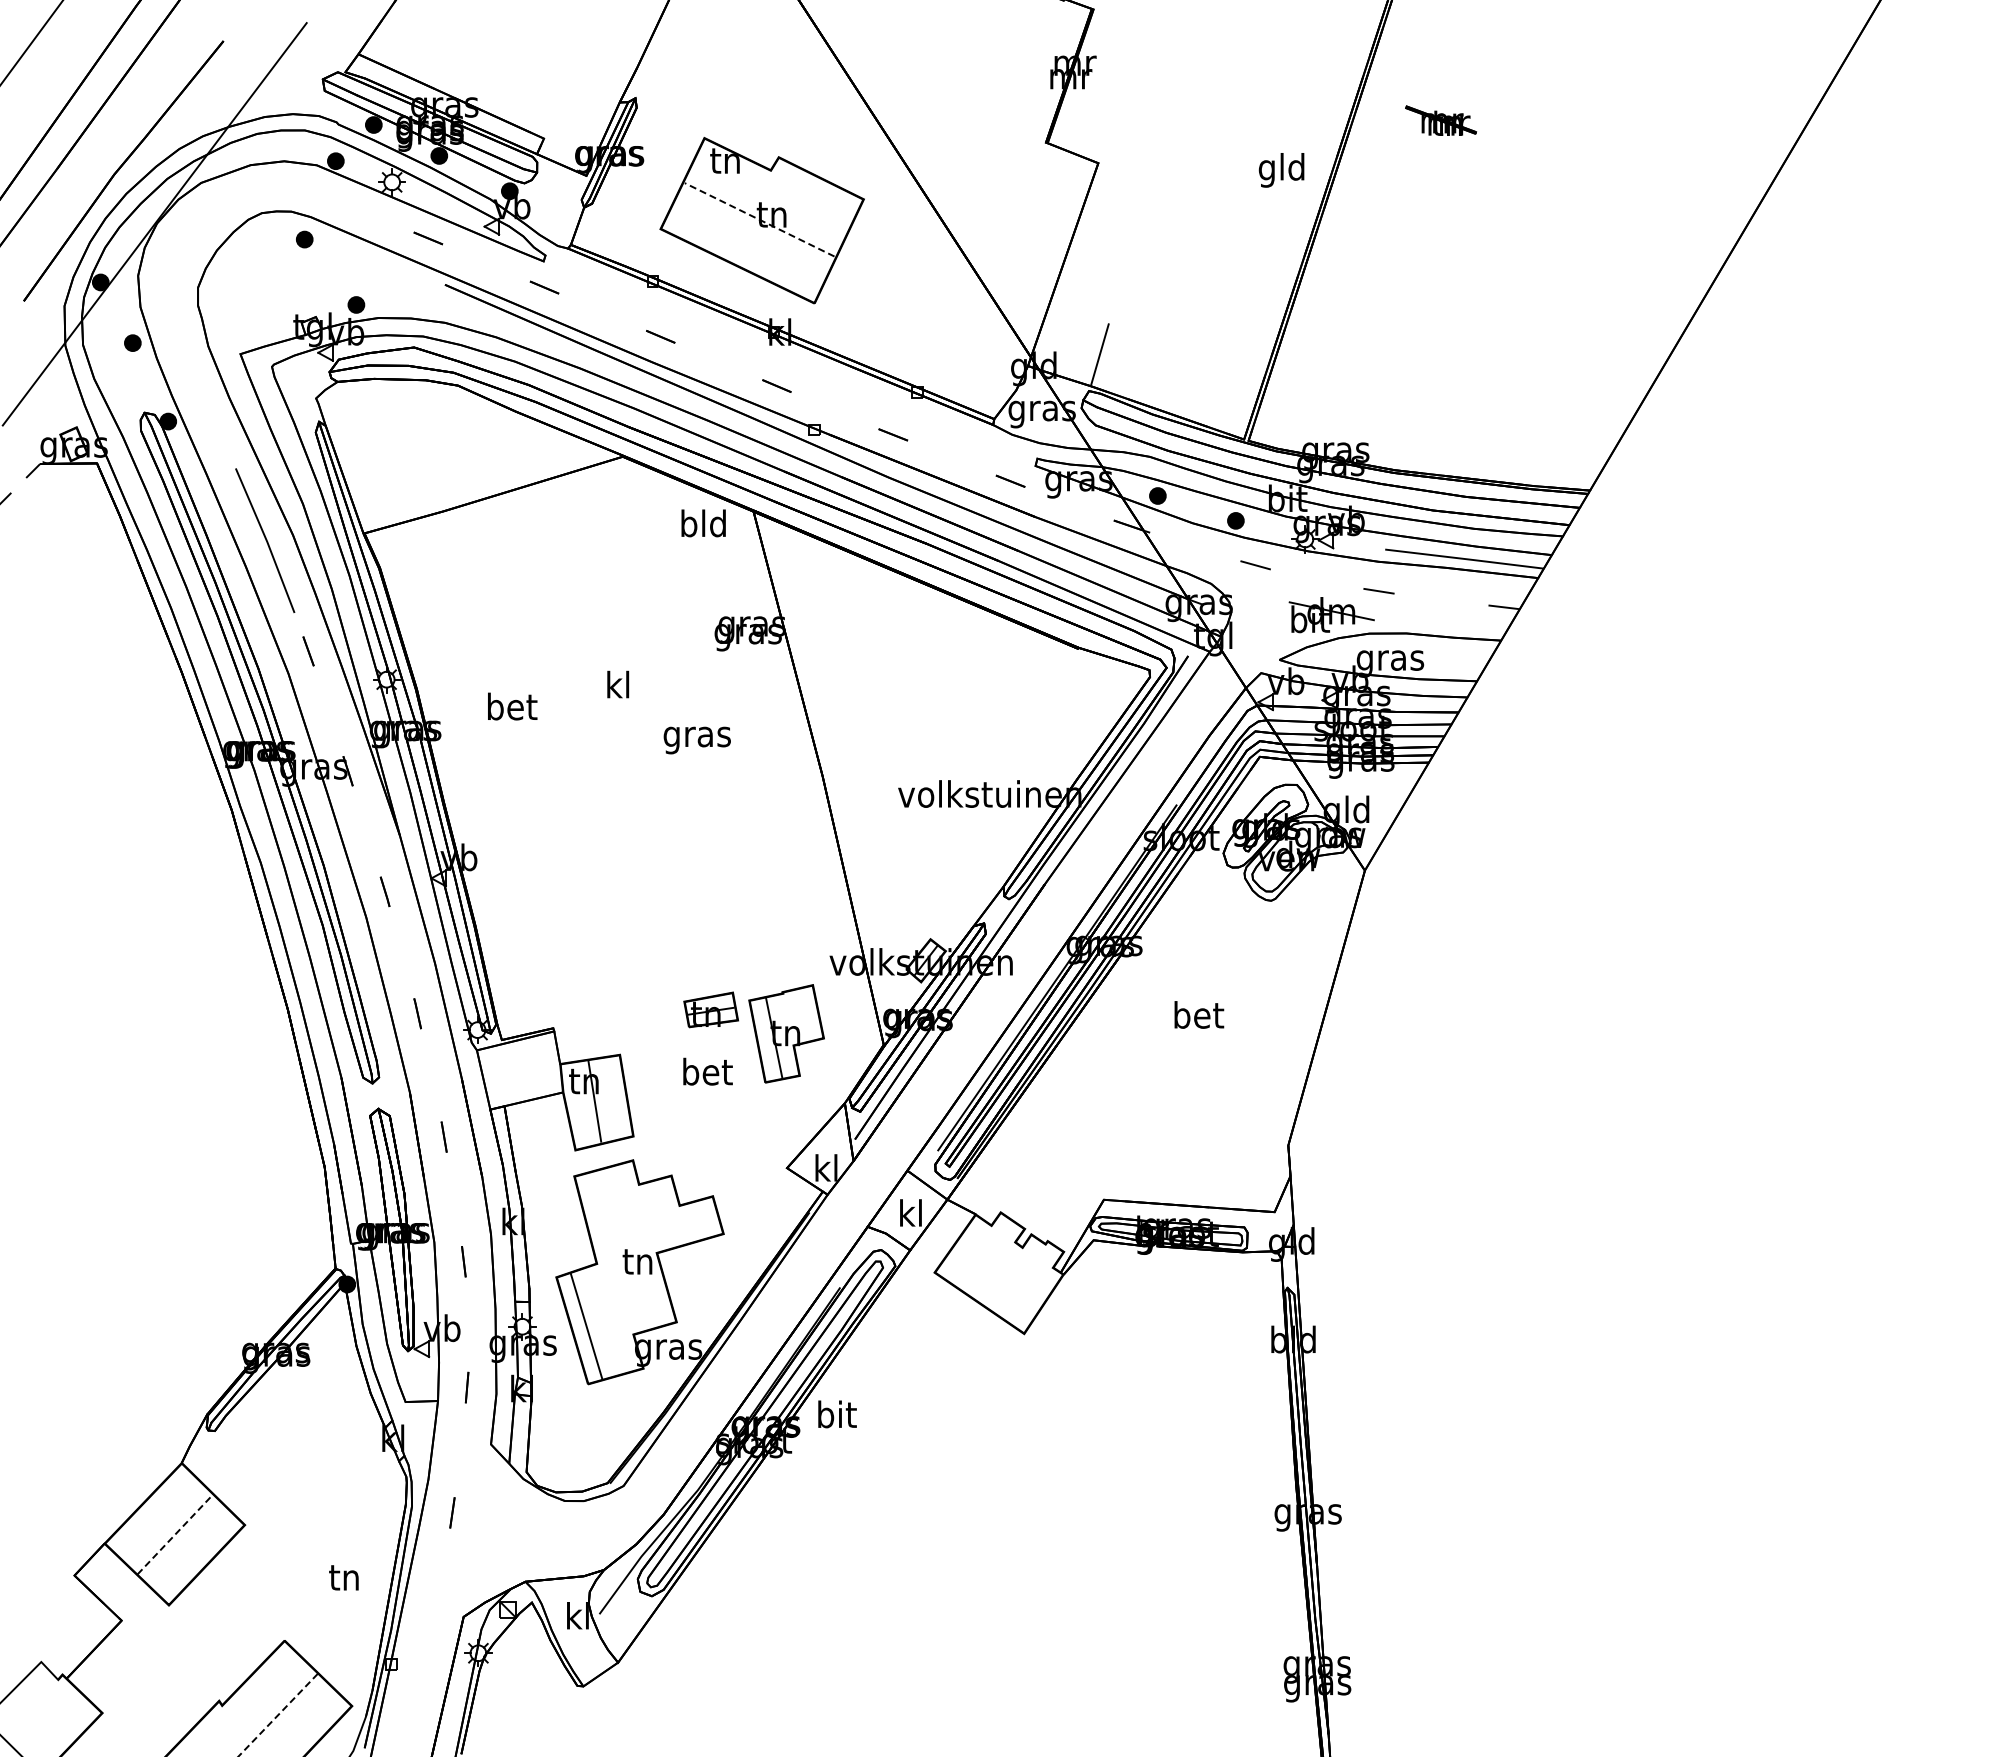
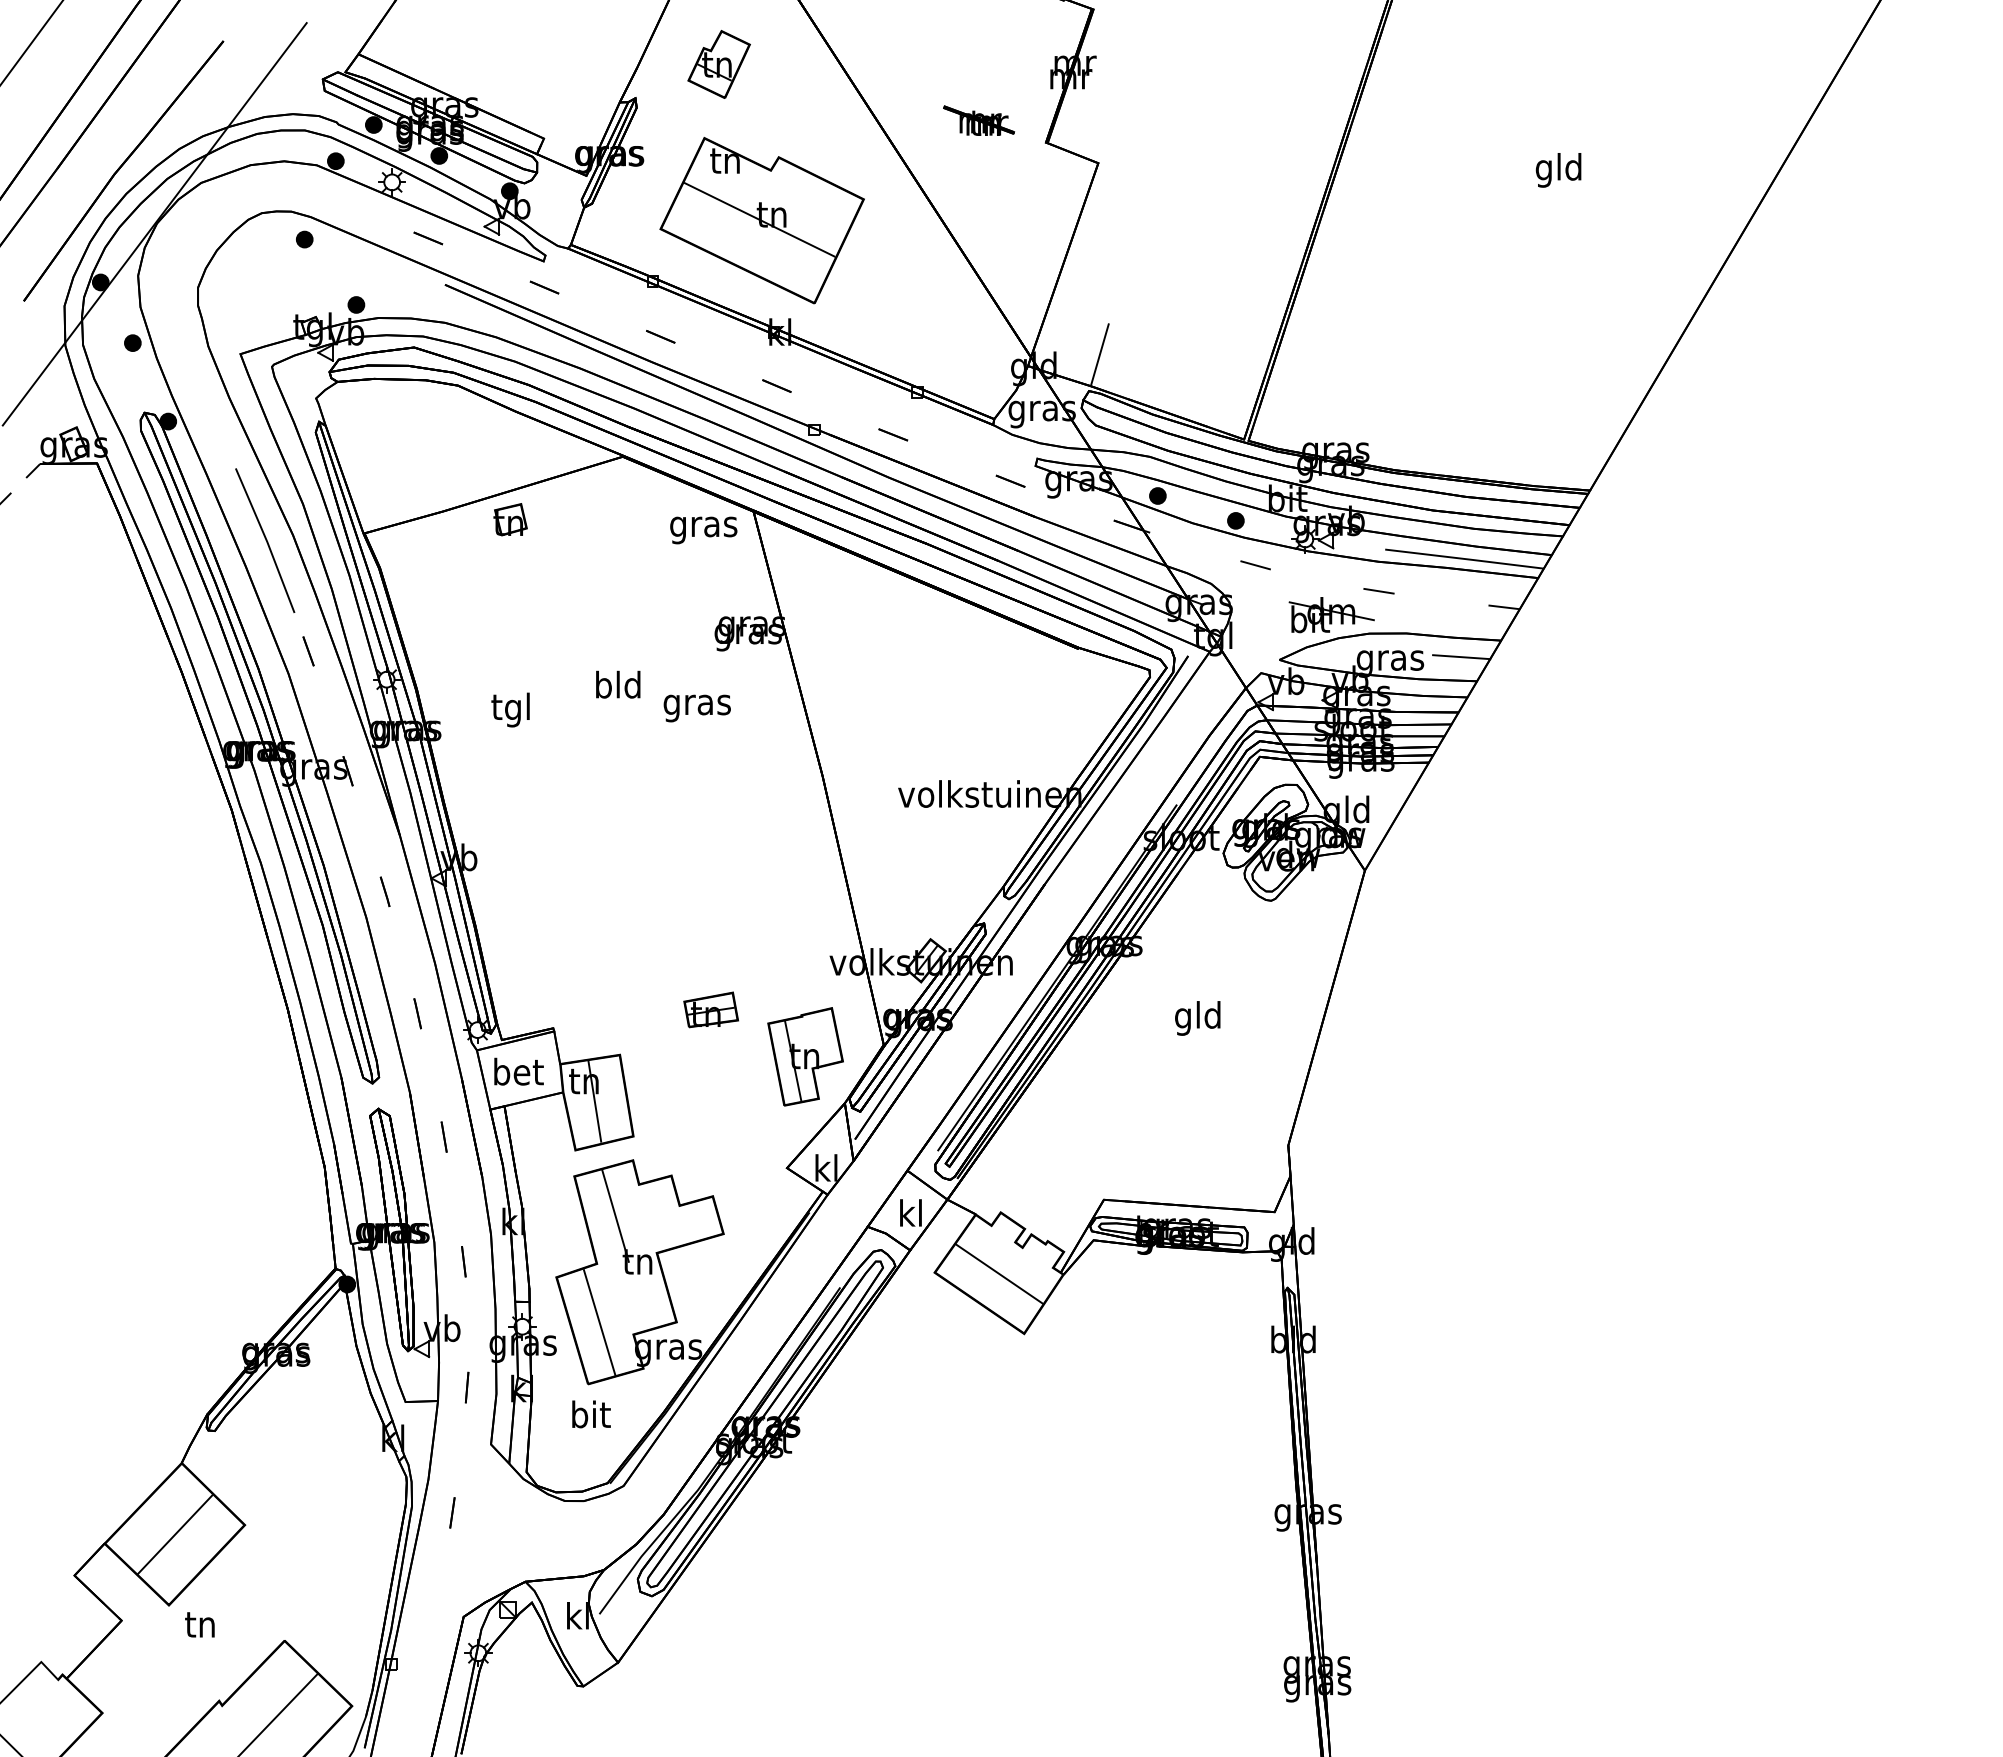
part: none -> present (718, 64)
part position: (1441, 120) -> (979, 120) (979, 120)
text position: (1281, 170) -> (1558, 170) (1558, 170)
line: dashed -> solid (759, 219)
part: none -> present (510, 519)
text: bld -> gras (703, 526)
line: none -> present (1461, 657)
text: kl -> bld (618, 684)
text: bet -> tgl (512, 709)
text position: (696, 740) -> (696, 708) (696, 708)
text: bet -> gld (1199, 1018)
part position: (786, 1033) -> (805, 1056) (805, 1056)
text position: (707, 1071) -> (518, 1071) (518, 1071)
line: none -> present (615, 1215)
line: none -> present (999, 1273)
line position: (586, 1326) -> (599, 1322) (599, 1322)
text position: (837, 1414) -> (591, 1414) (591, 1414)
line: dashed -> solid (175, 1534)
text position: (343, 1577) -> (199, 1624) (199, 1624)
line: dashed -> solid (277, 1715)
